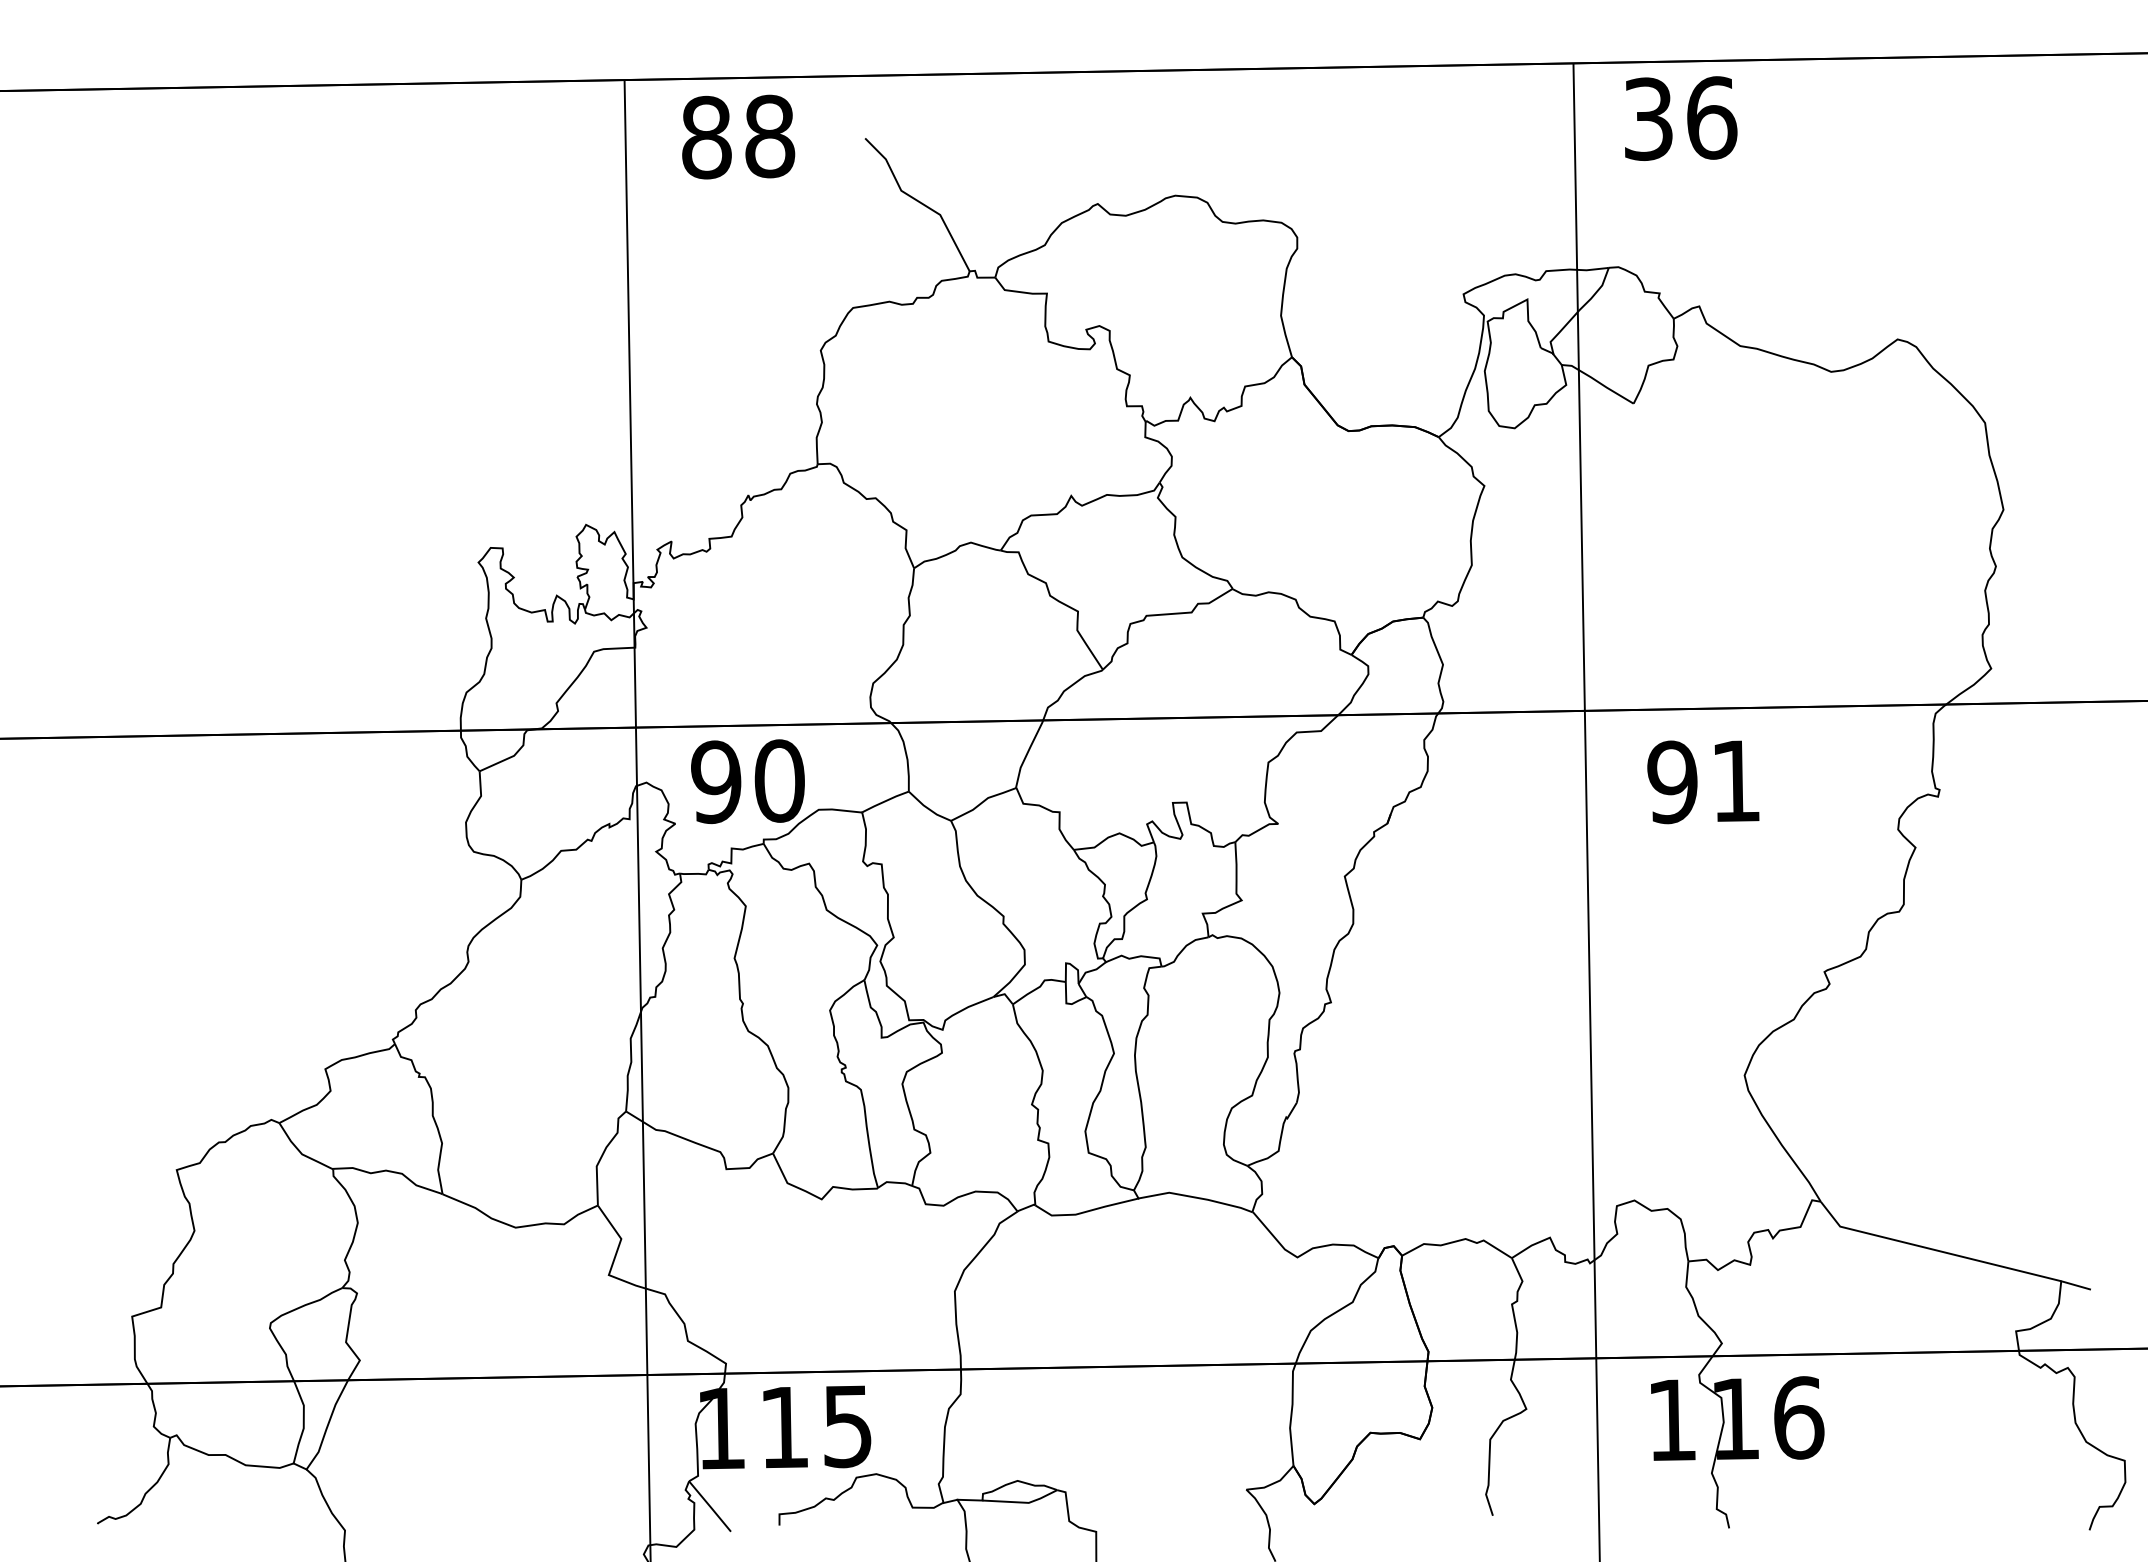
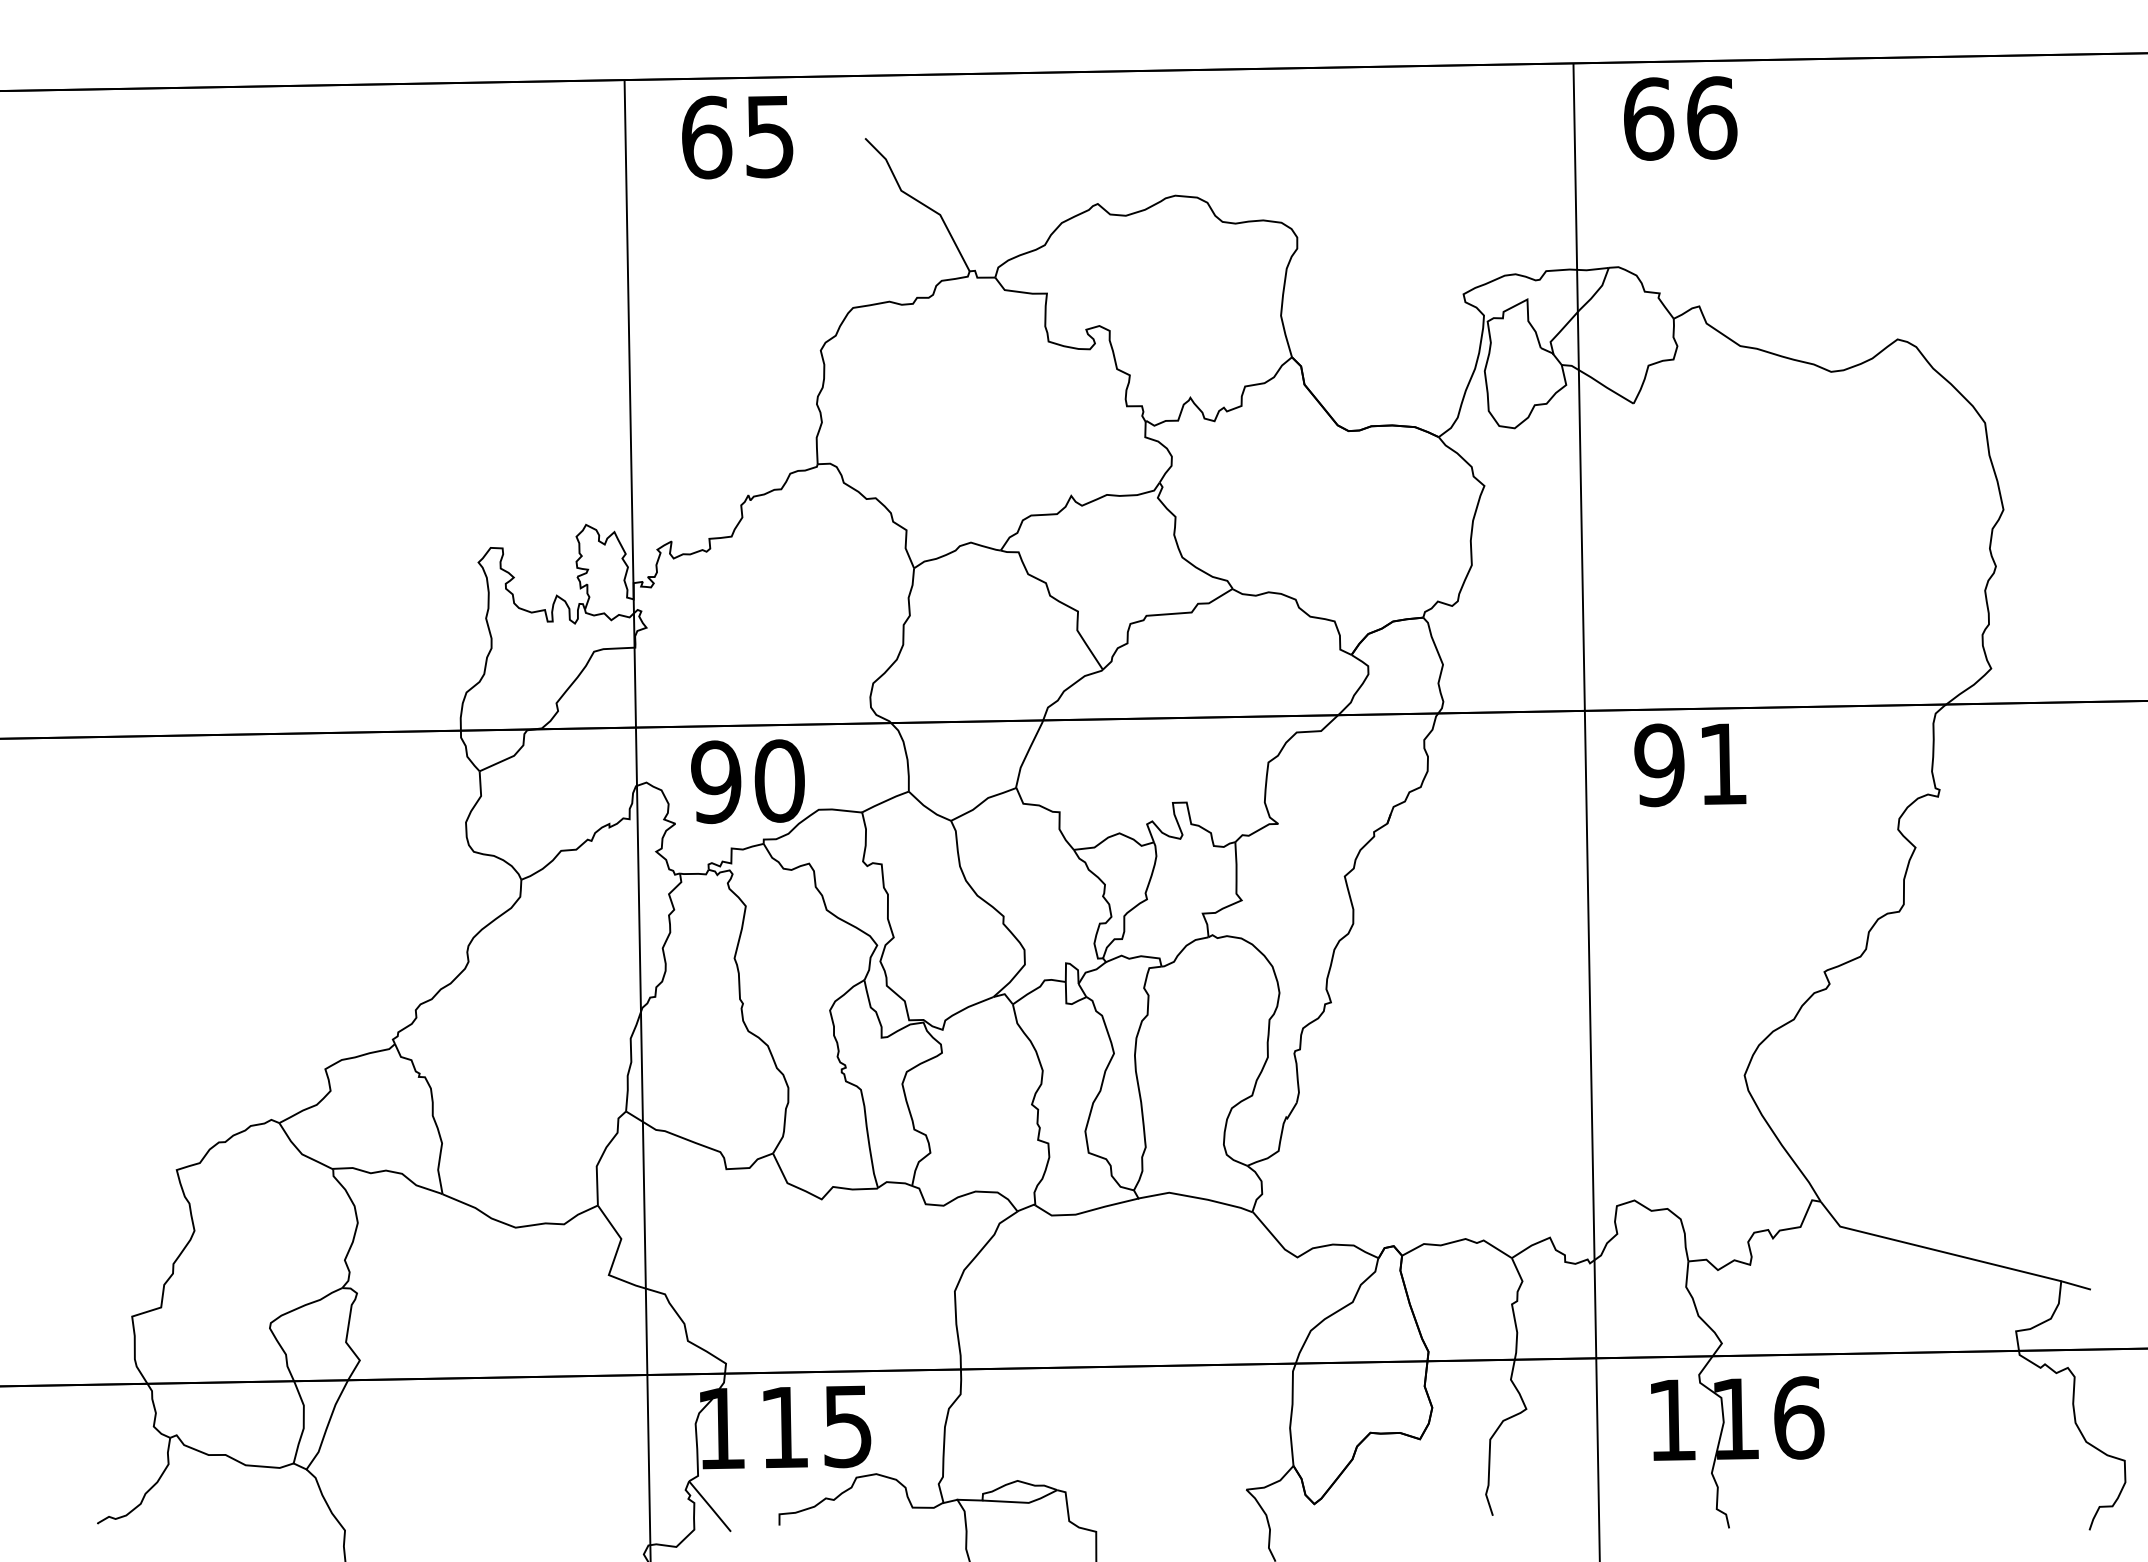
text: 36 -> 66 (1649, 118)
text: 88 -> 65 (738, 136)
text position: (1703, 782) -> (1690, 765) (1690, 765)
